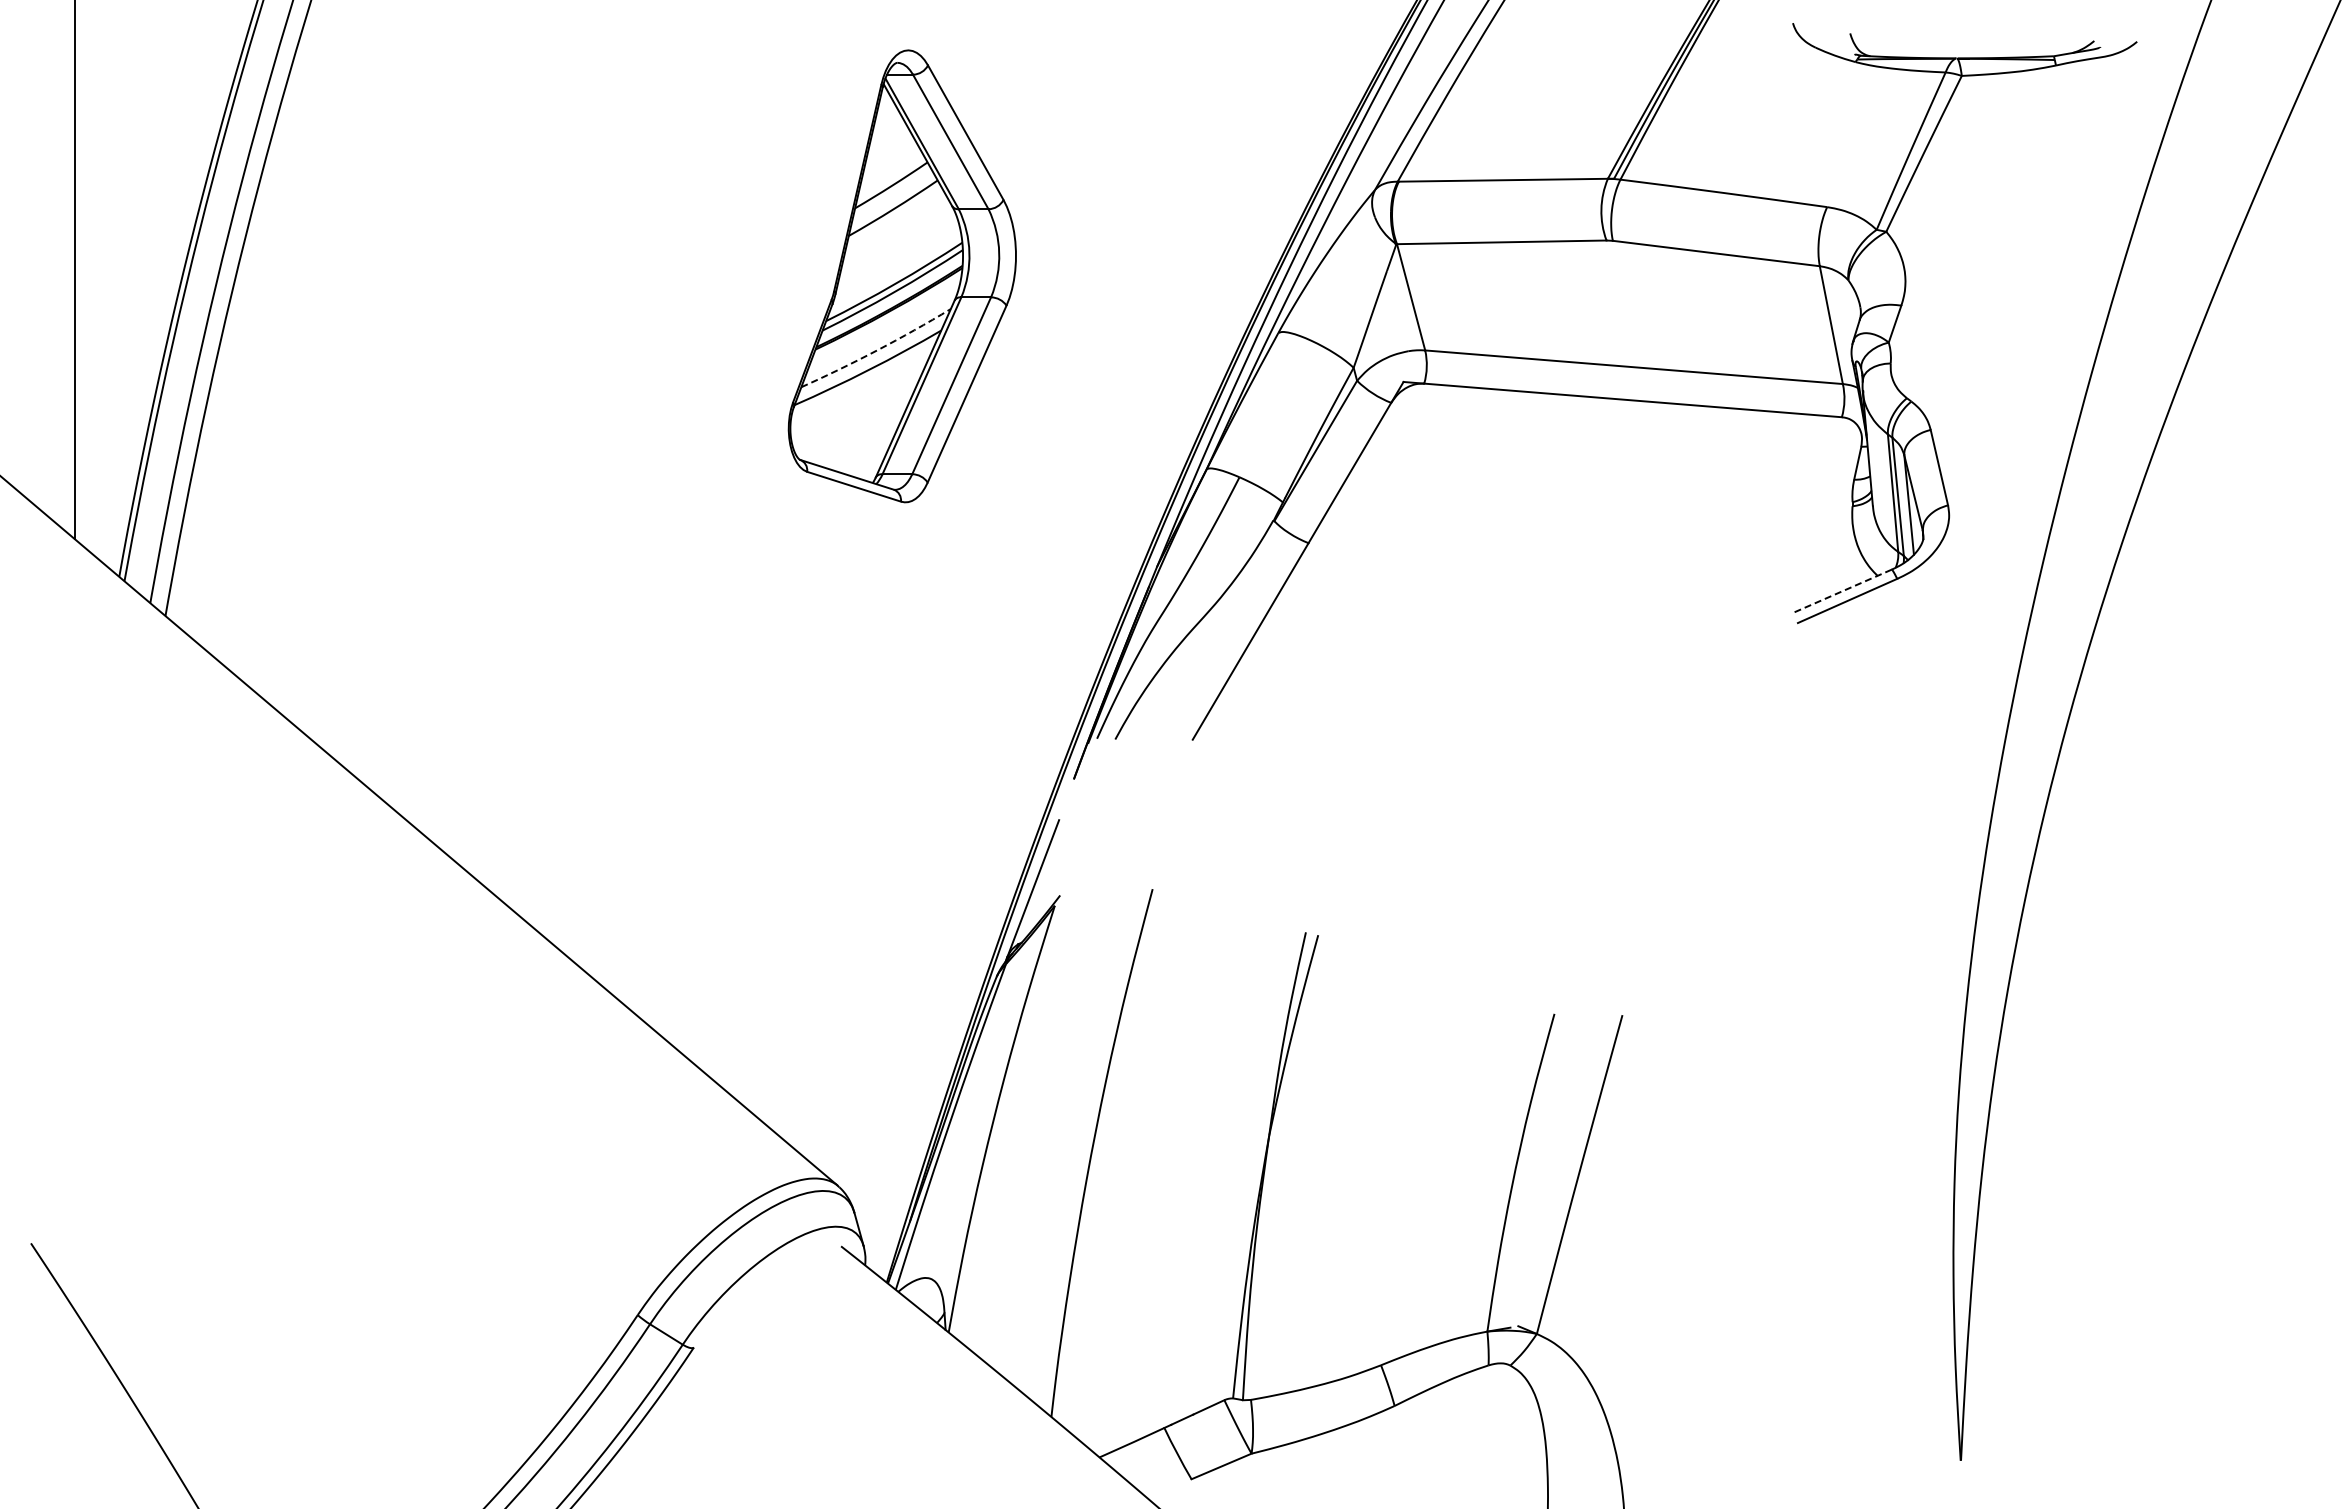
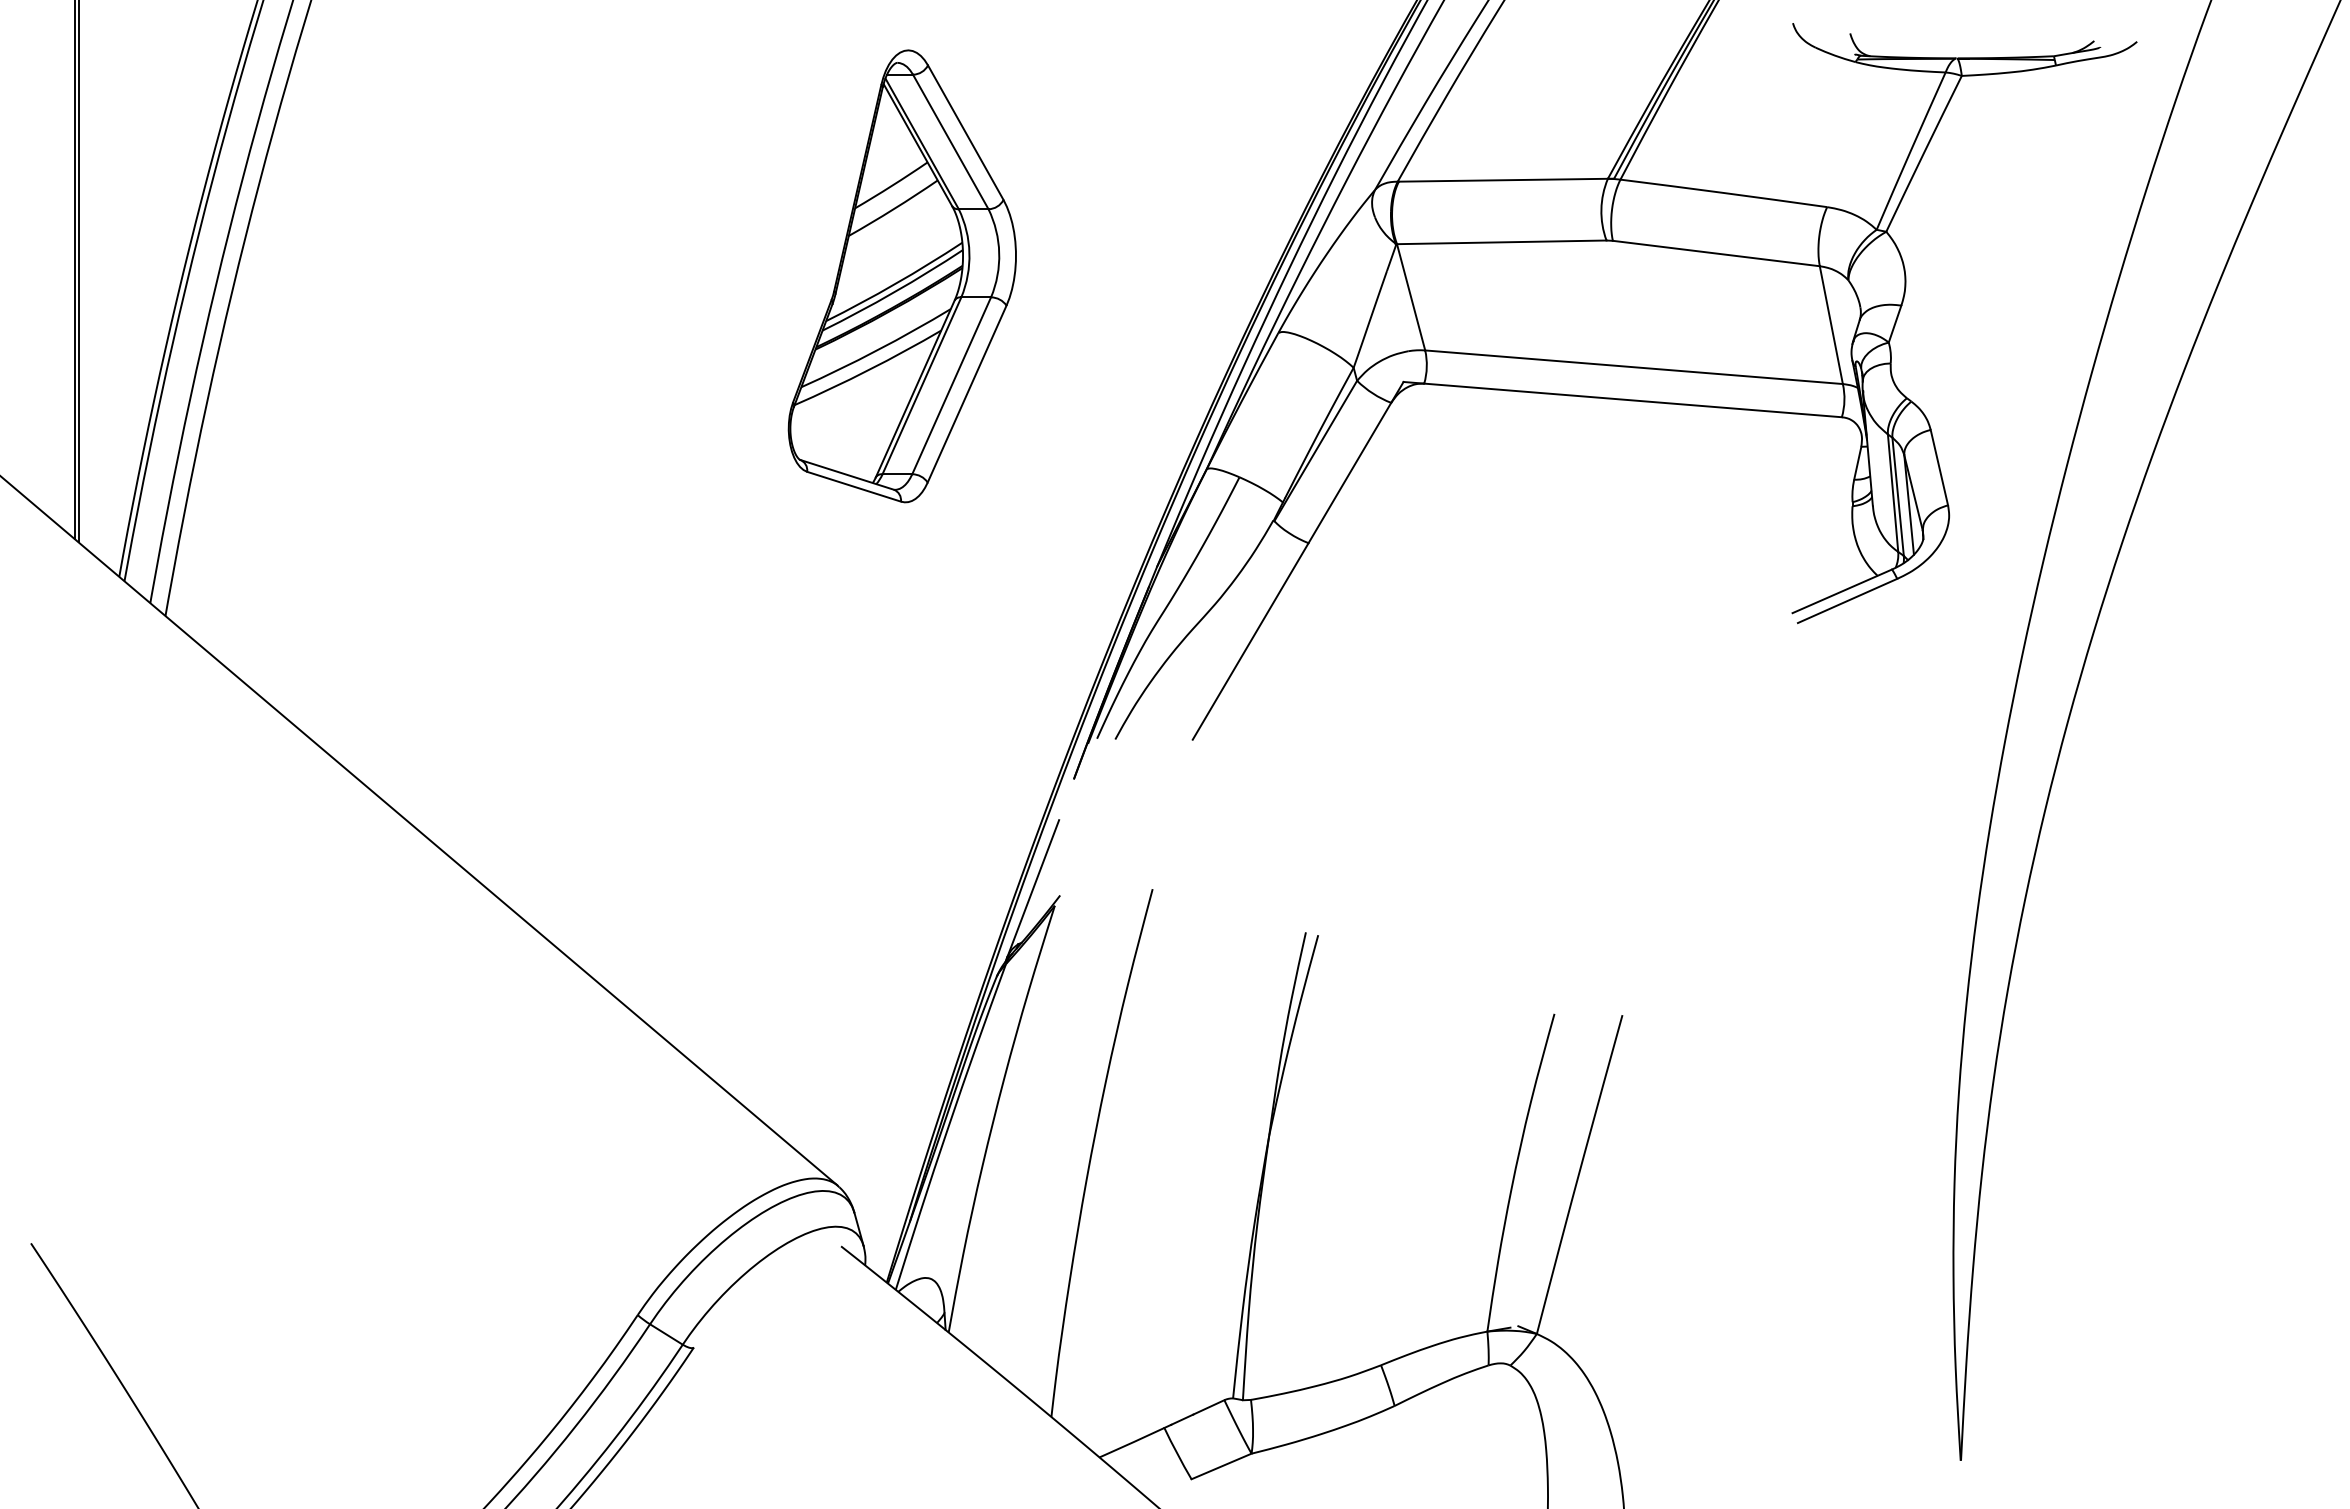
line: none -> present (78, 272)
arc: dashed -> solid (877, 350)
line: dashed -> solid (1841, 591)
